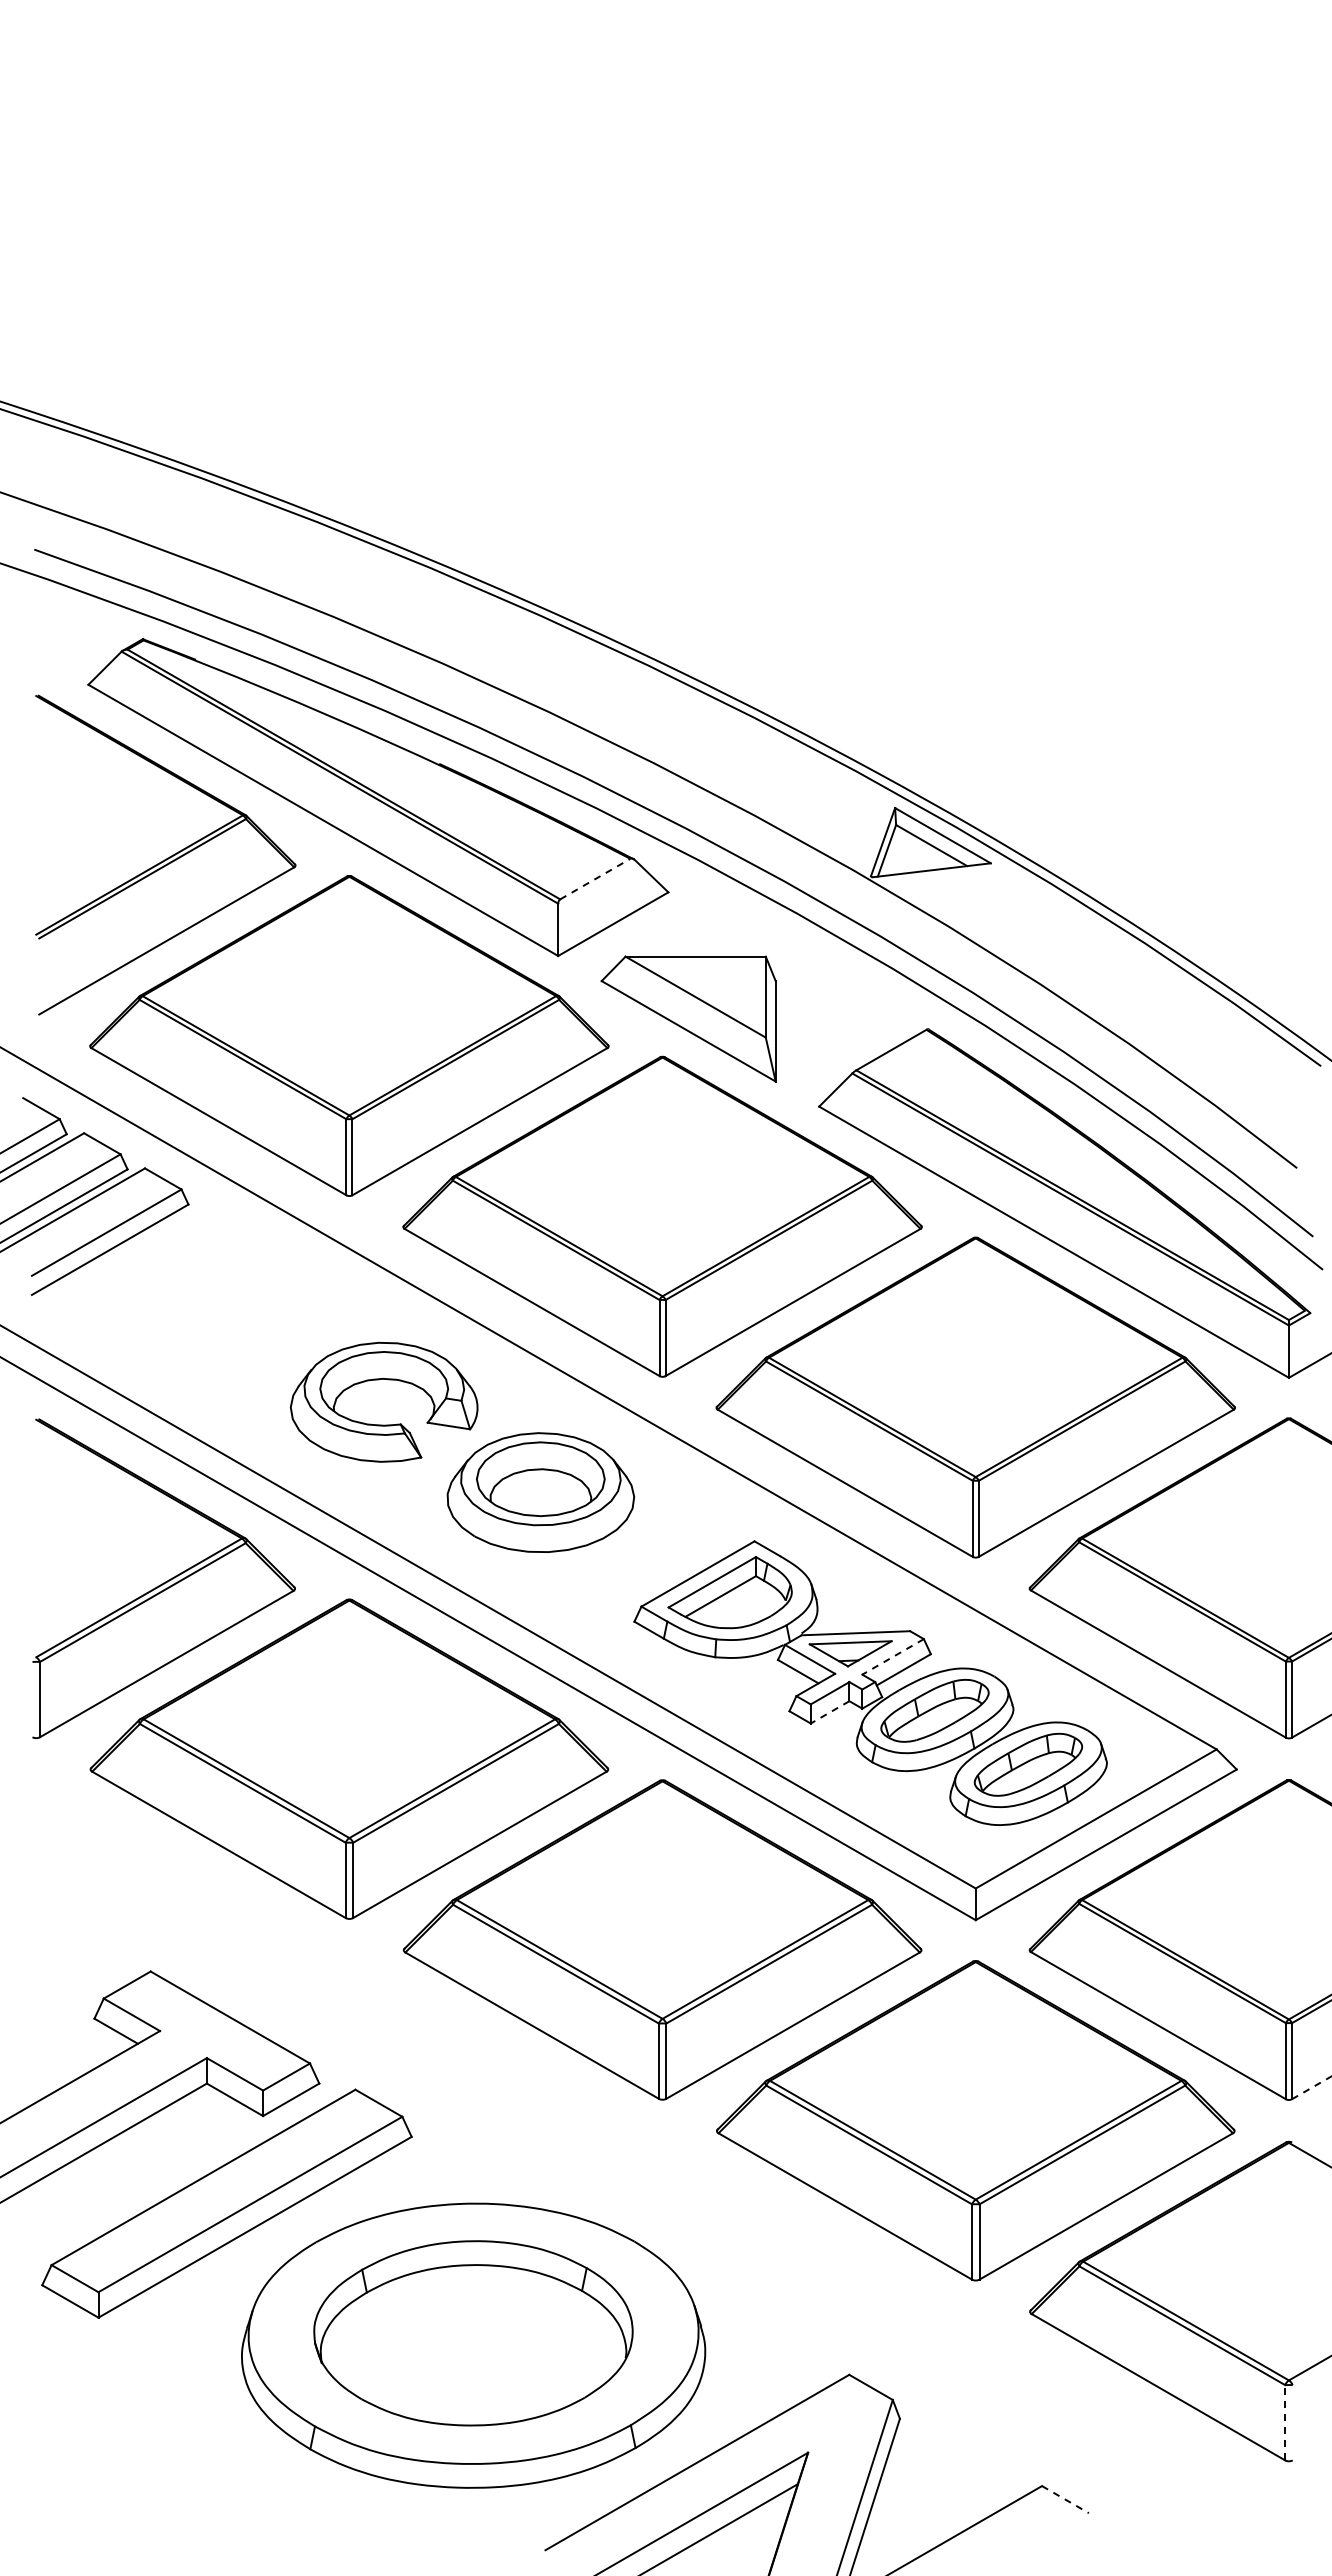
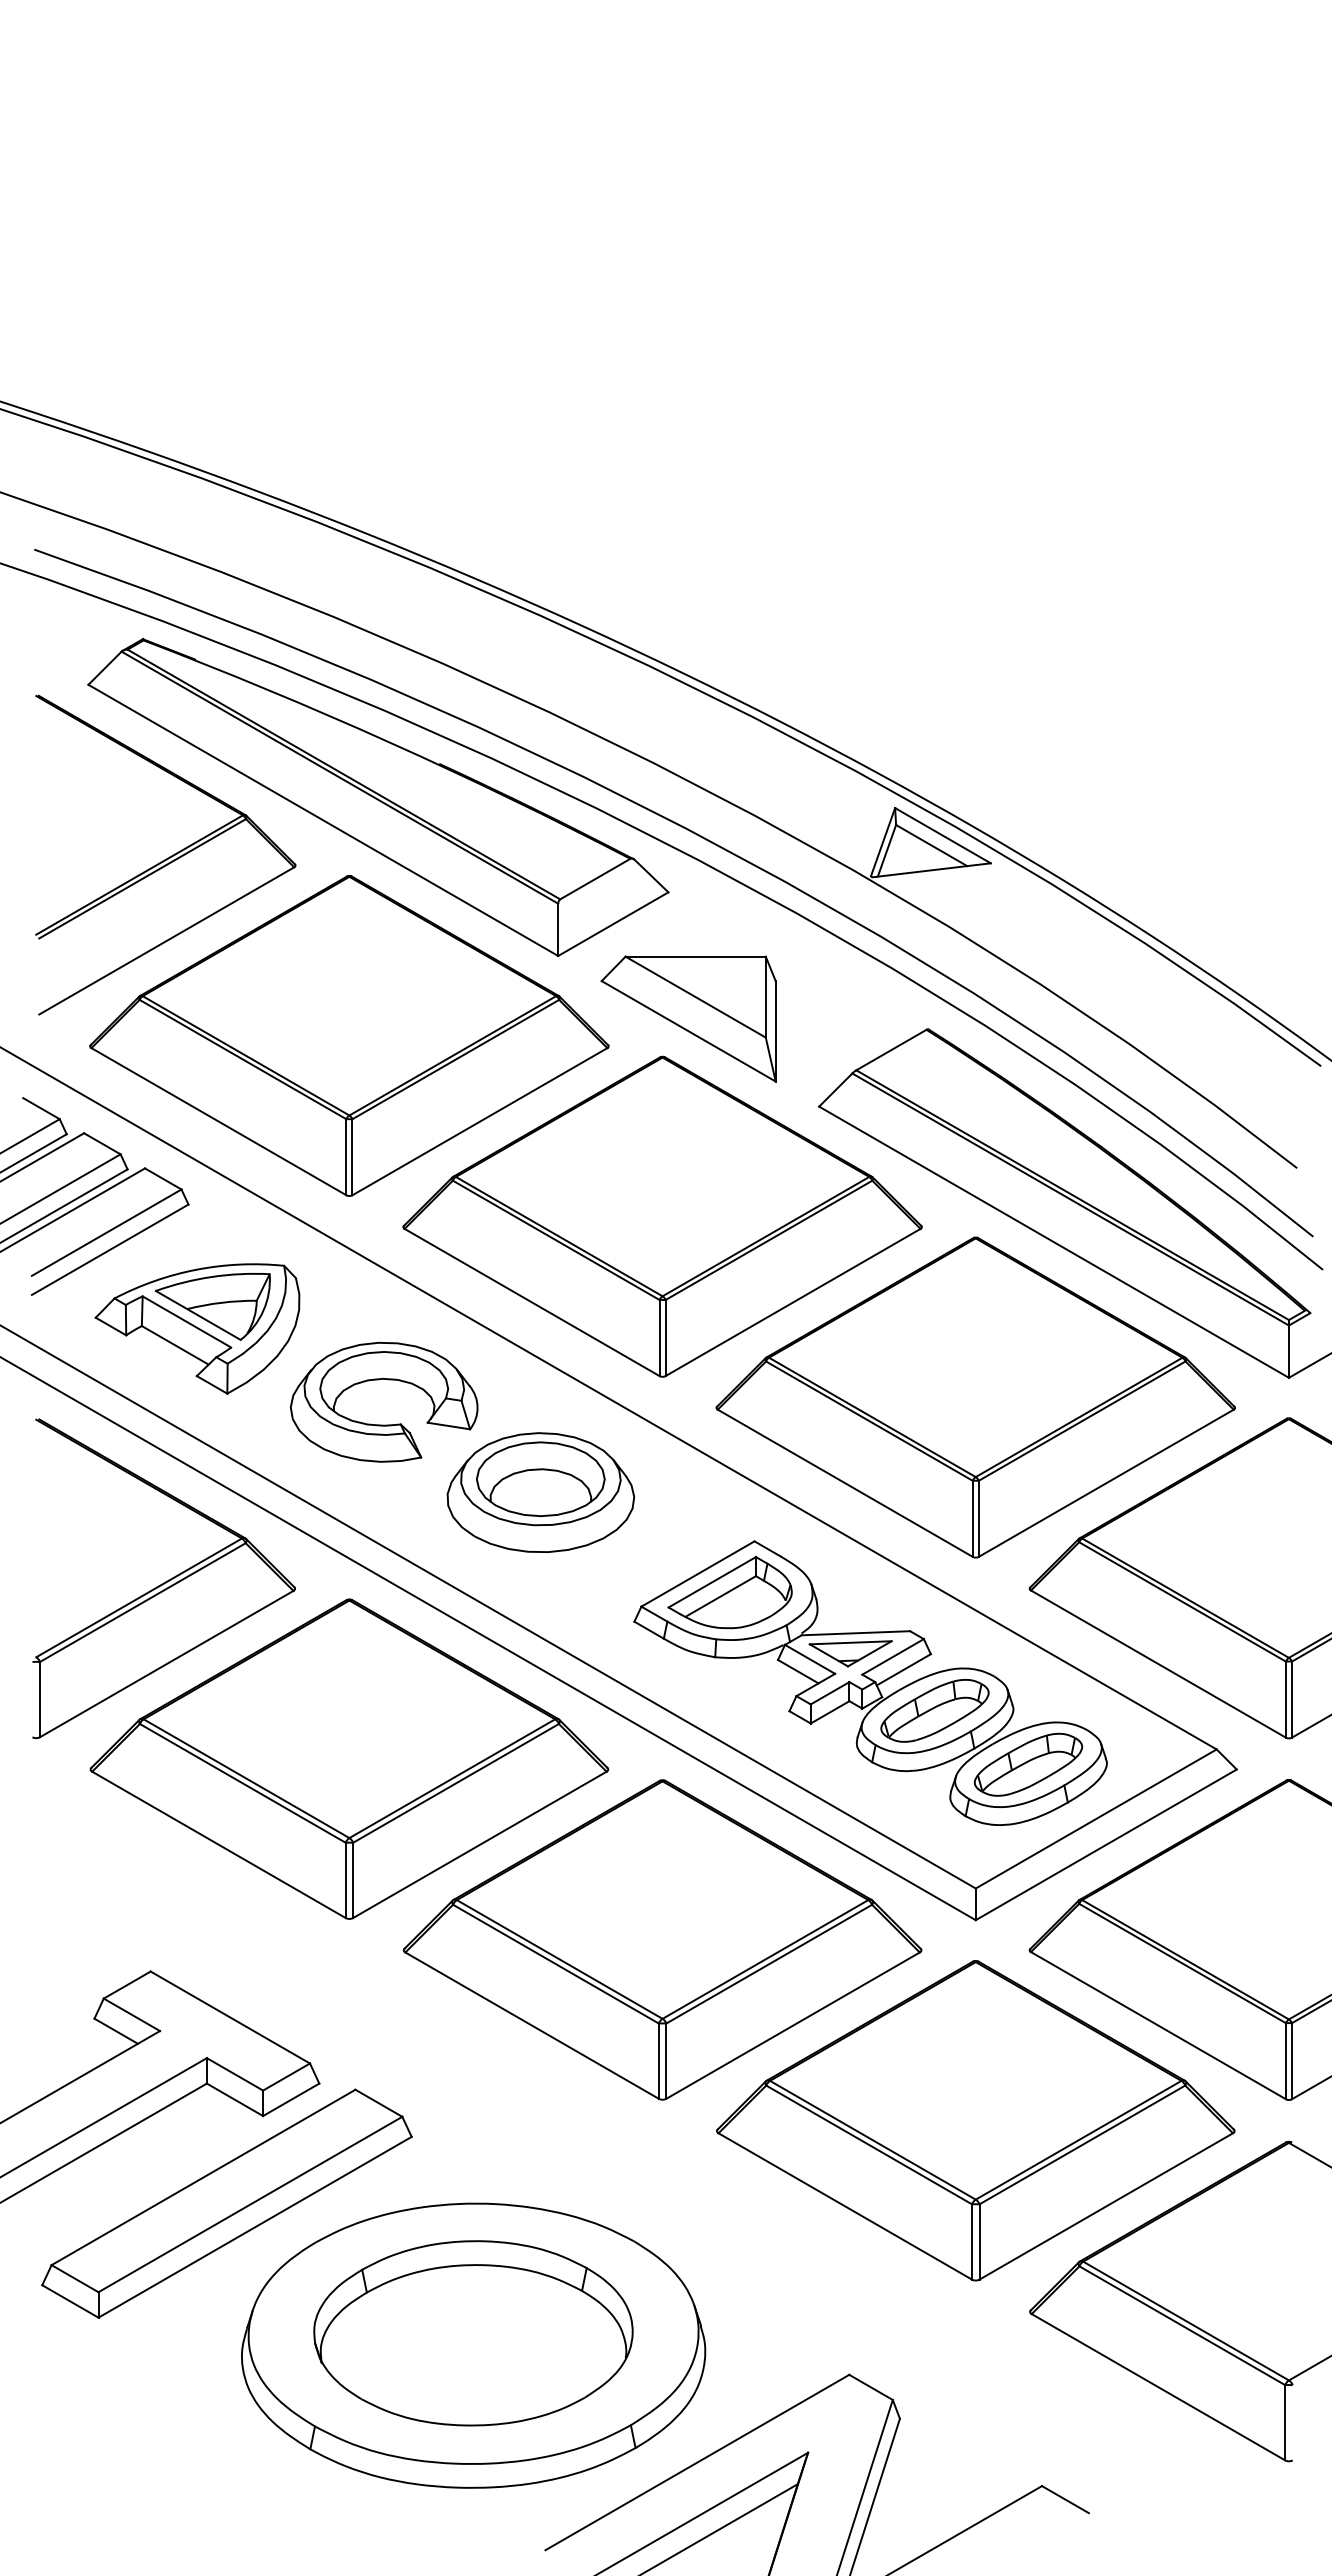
line: dashed -> solid (595, 879)
part: none -> present (197, 1328)
line: dashed -> solid (893, 1656)
line: dashed -> solid (829, 1712)
line: dashed -> solid (1311, 2087)
line: dashed -> solid (1285, 2422)
line: dashed -> solid (1065, 2499)
